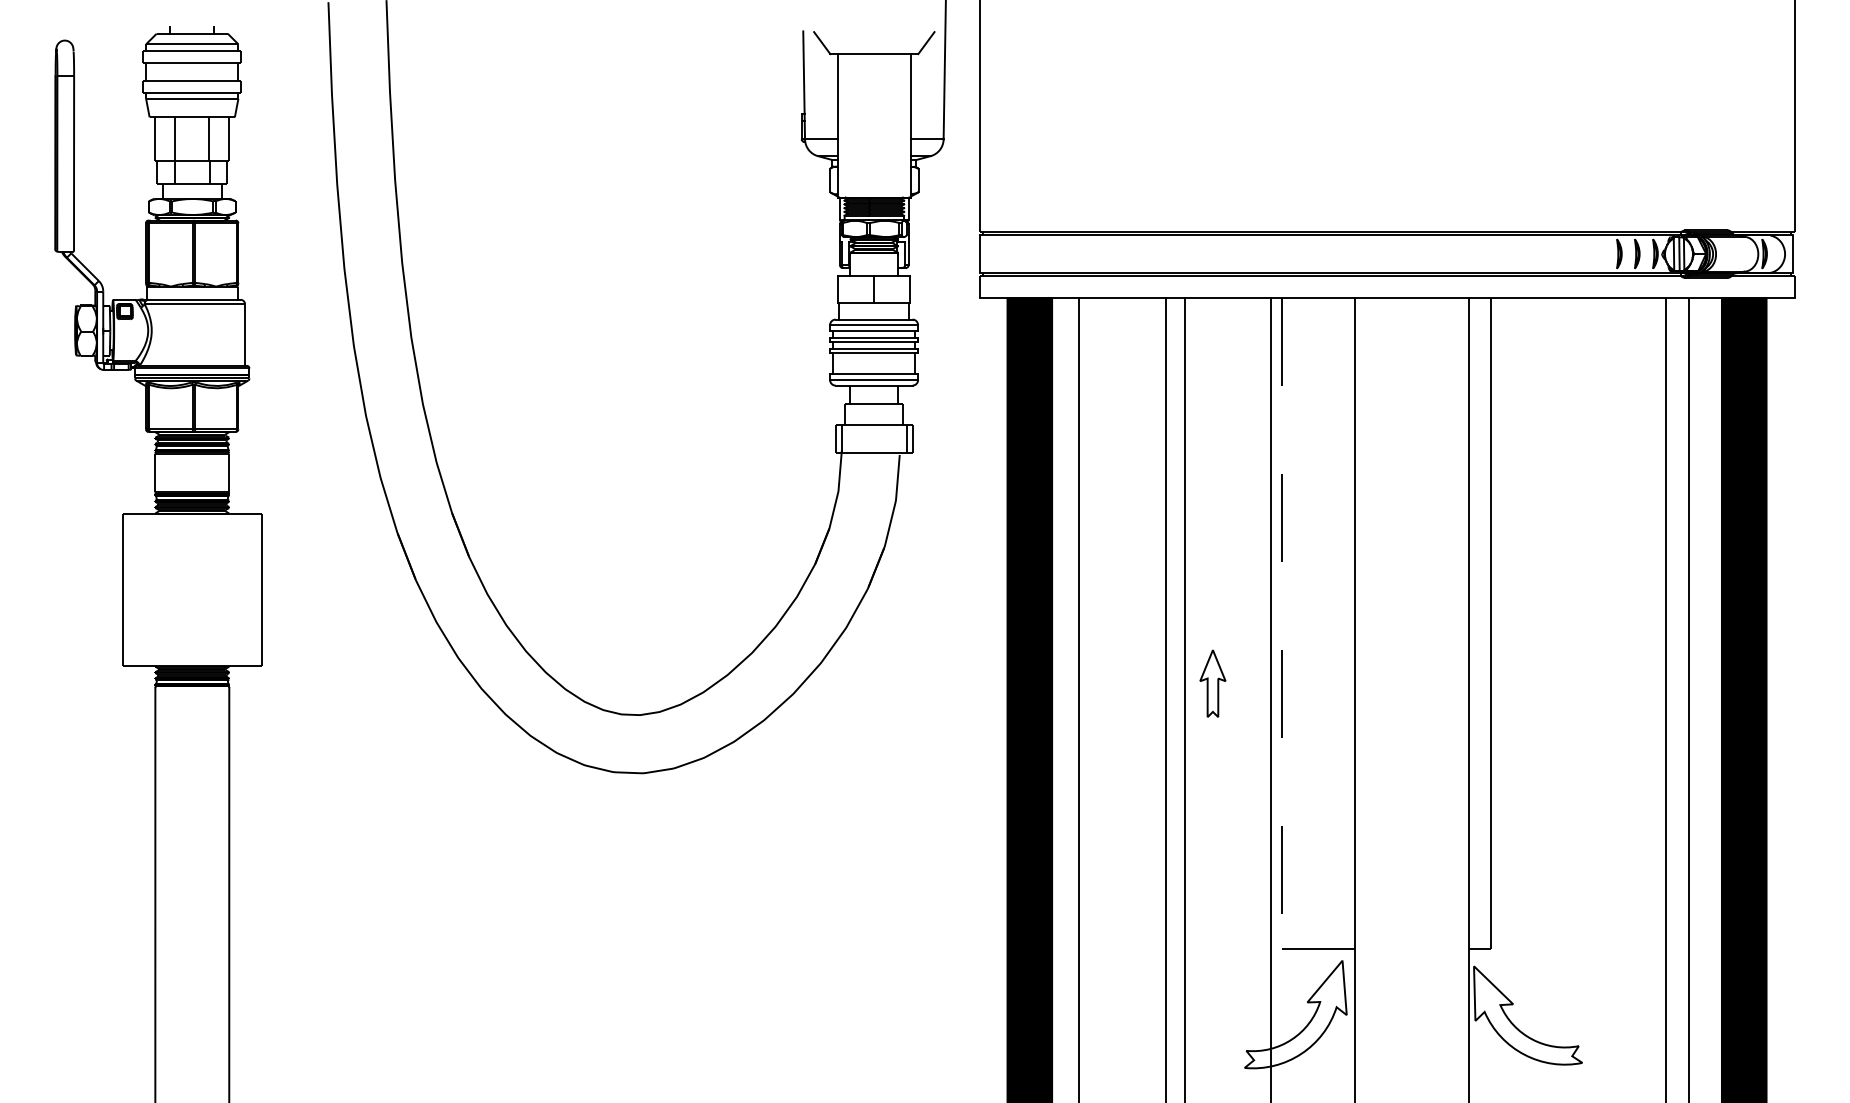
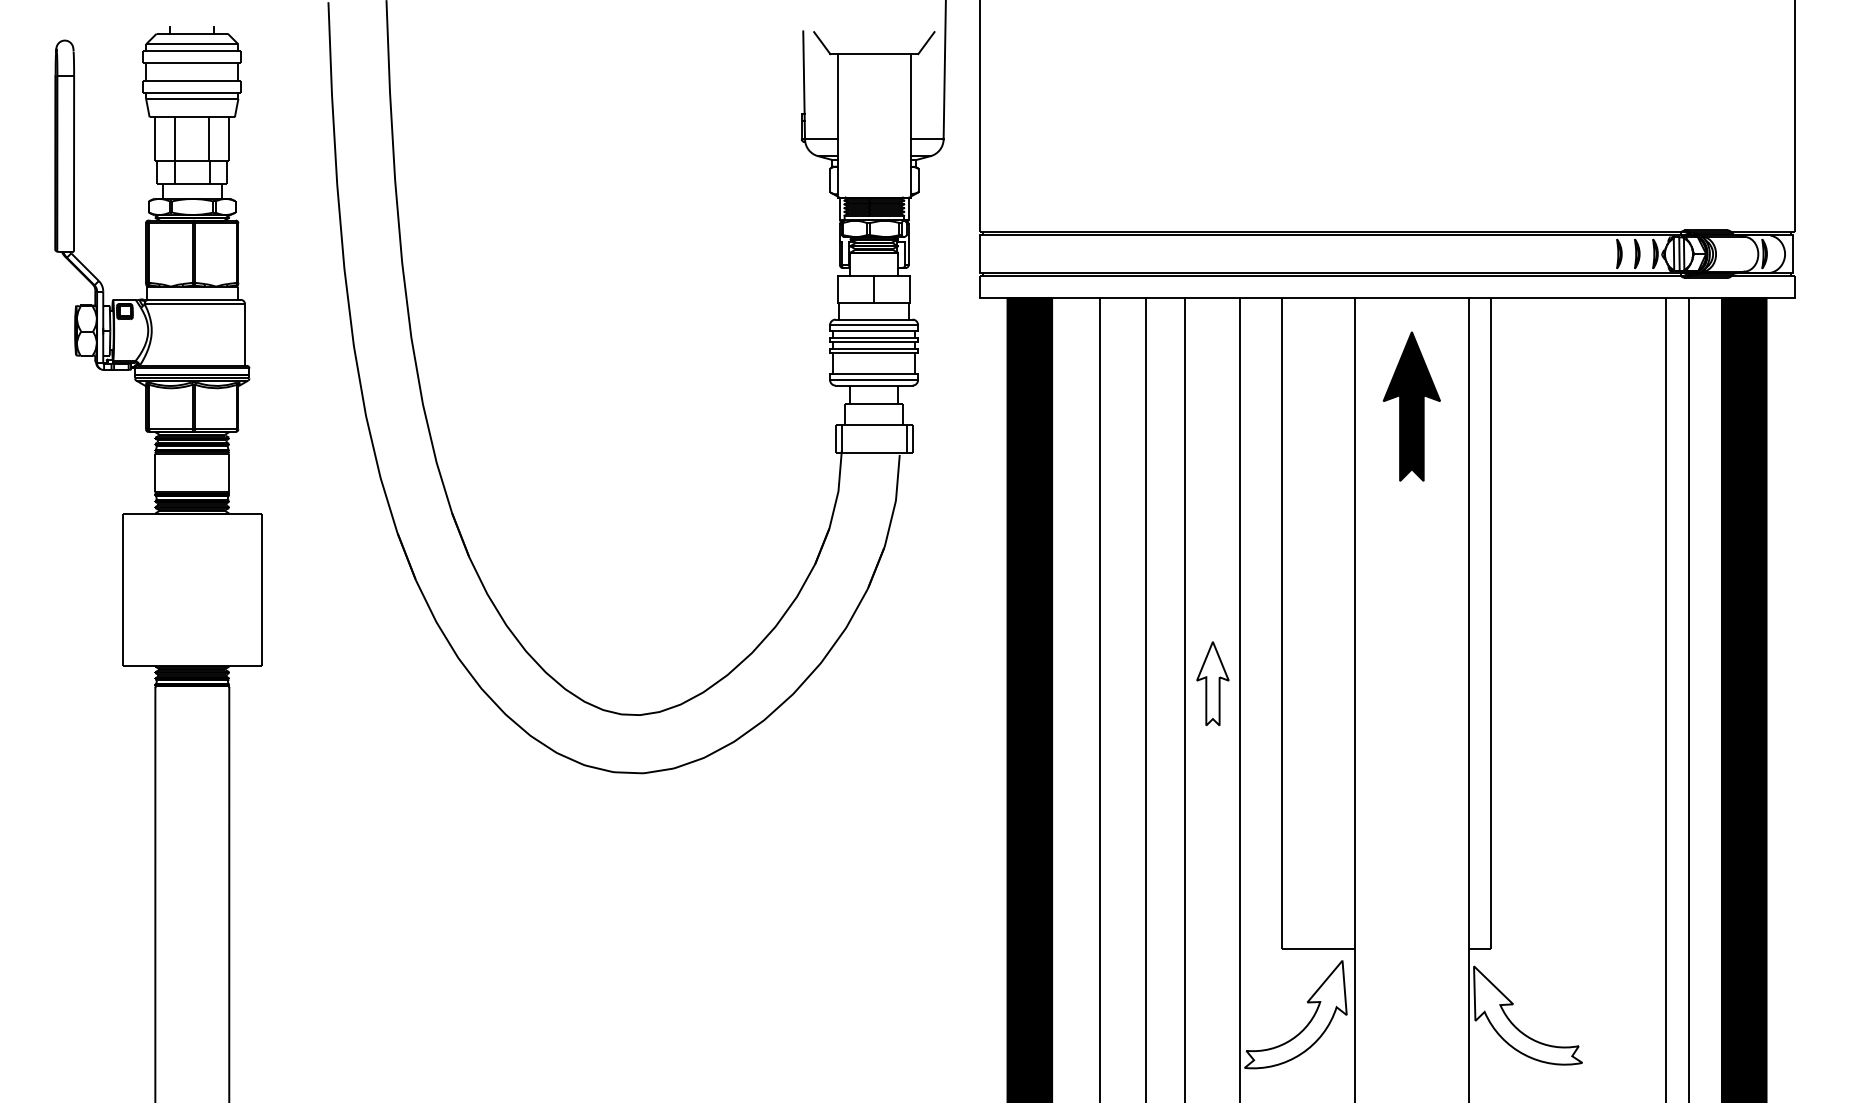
part: none -> present (1411, 406)
line: dashed -> solid (1282, 623)
part size: 28x69 px -> 34x85 px (1212, 683)
line position: (1079, 698) -> (1100, 698) (1100, 698)
line position: (1165, 698) -> (1145, 698) (1145, 698)
line position: (1271, 698) -> (1240, 698) (1240, 698)
